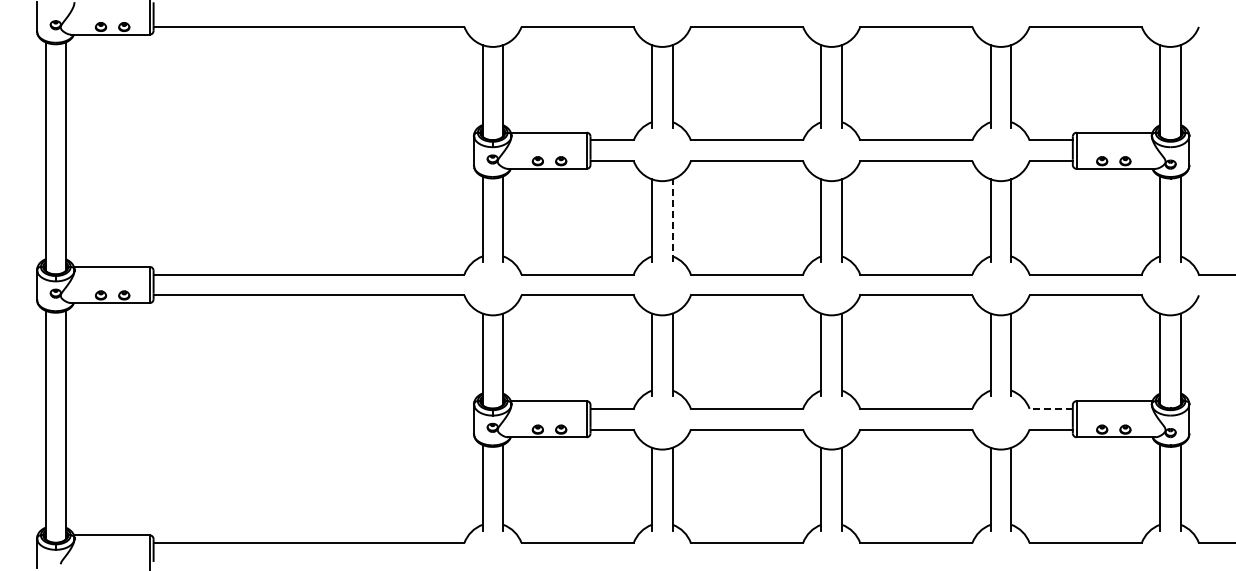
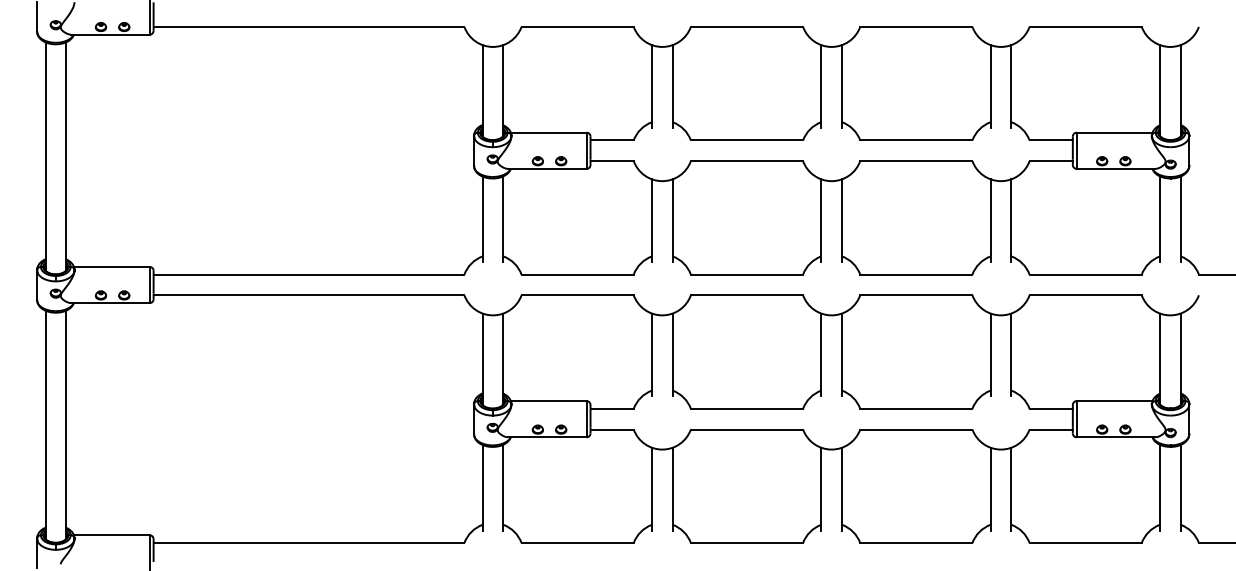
line: dashed -> solid (672, 220)
line: dashed -> solid (1051, 408)
